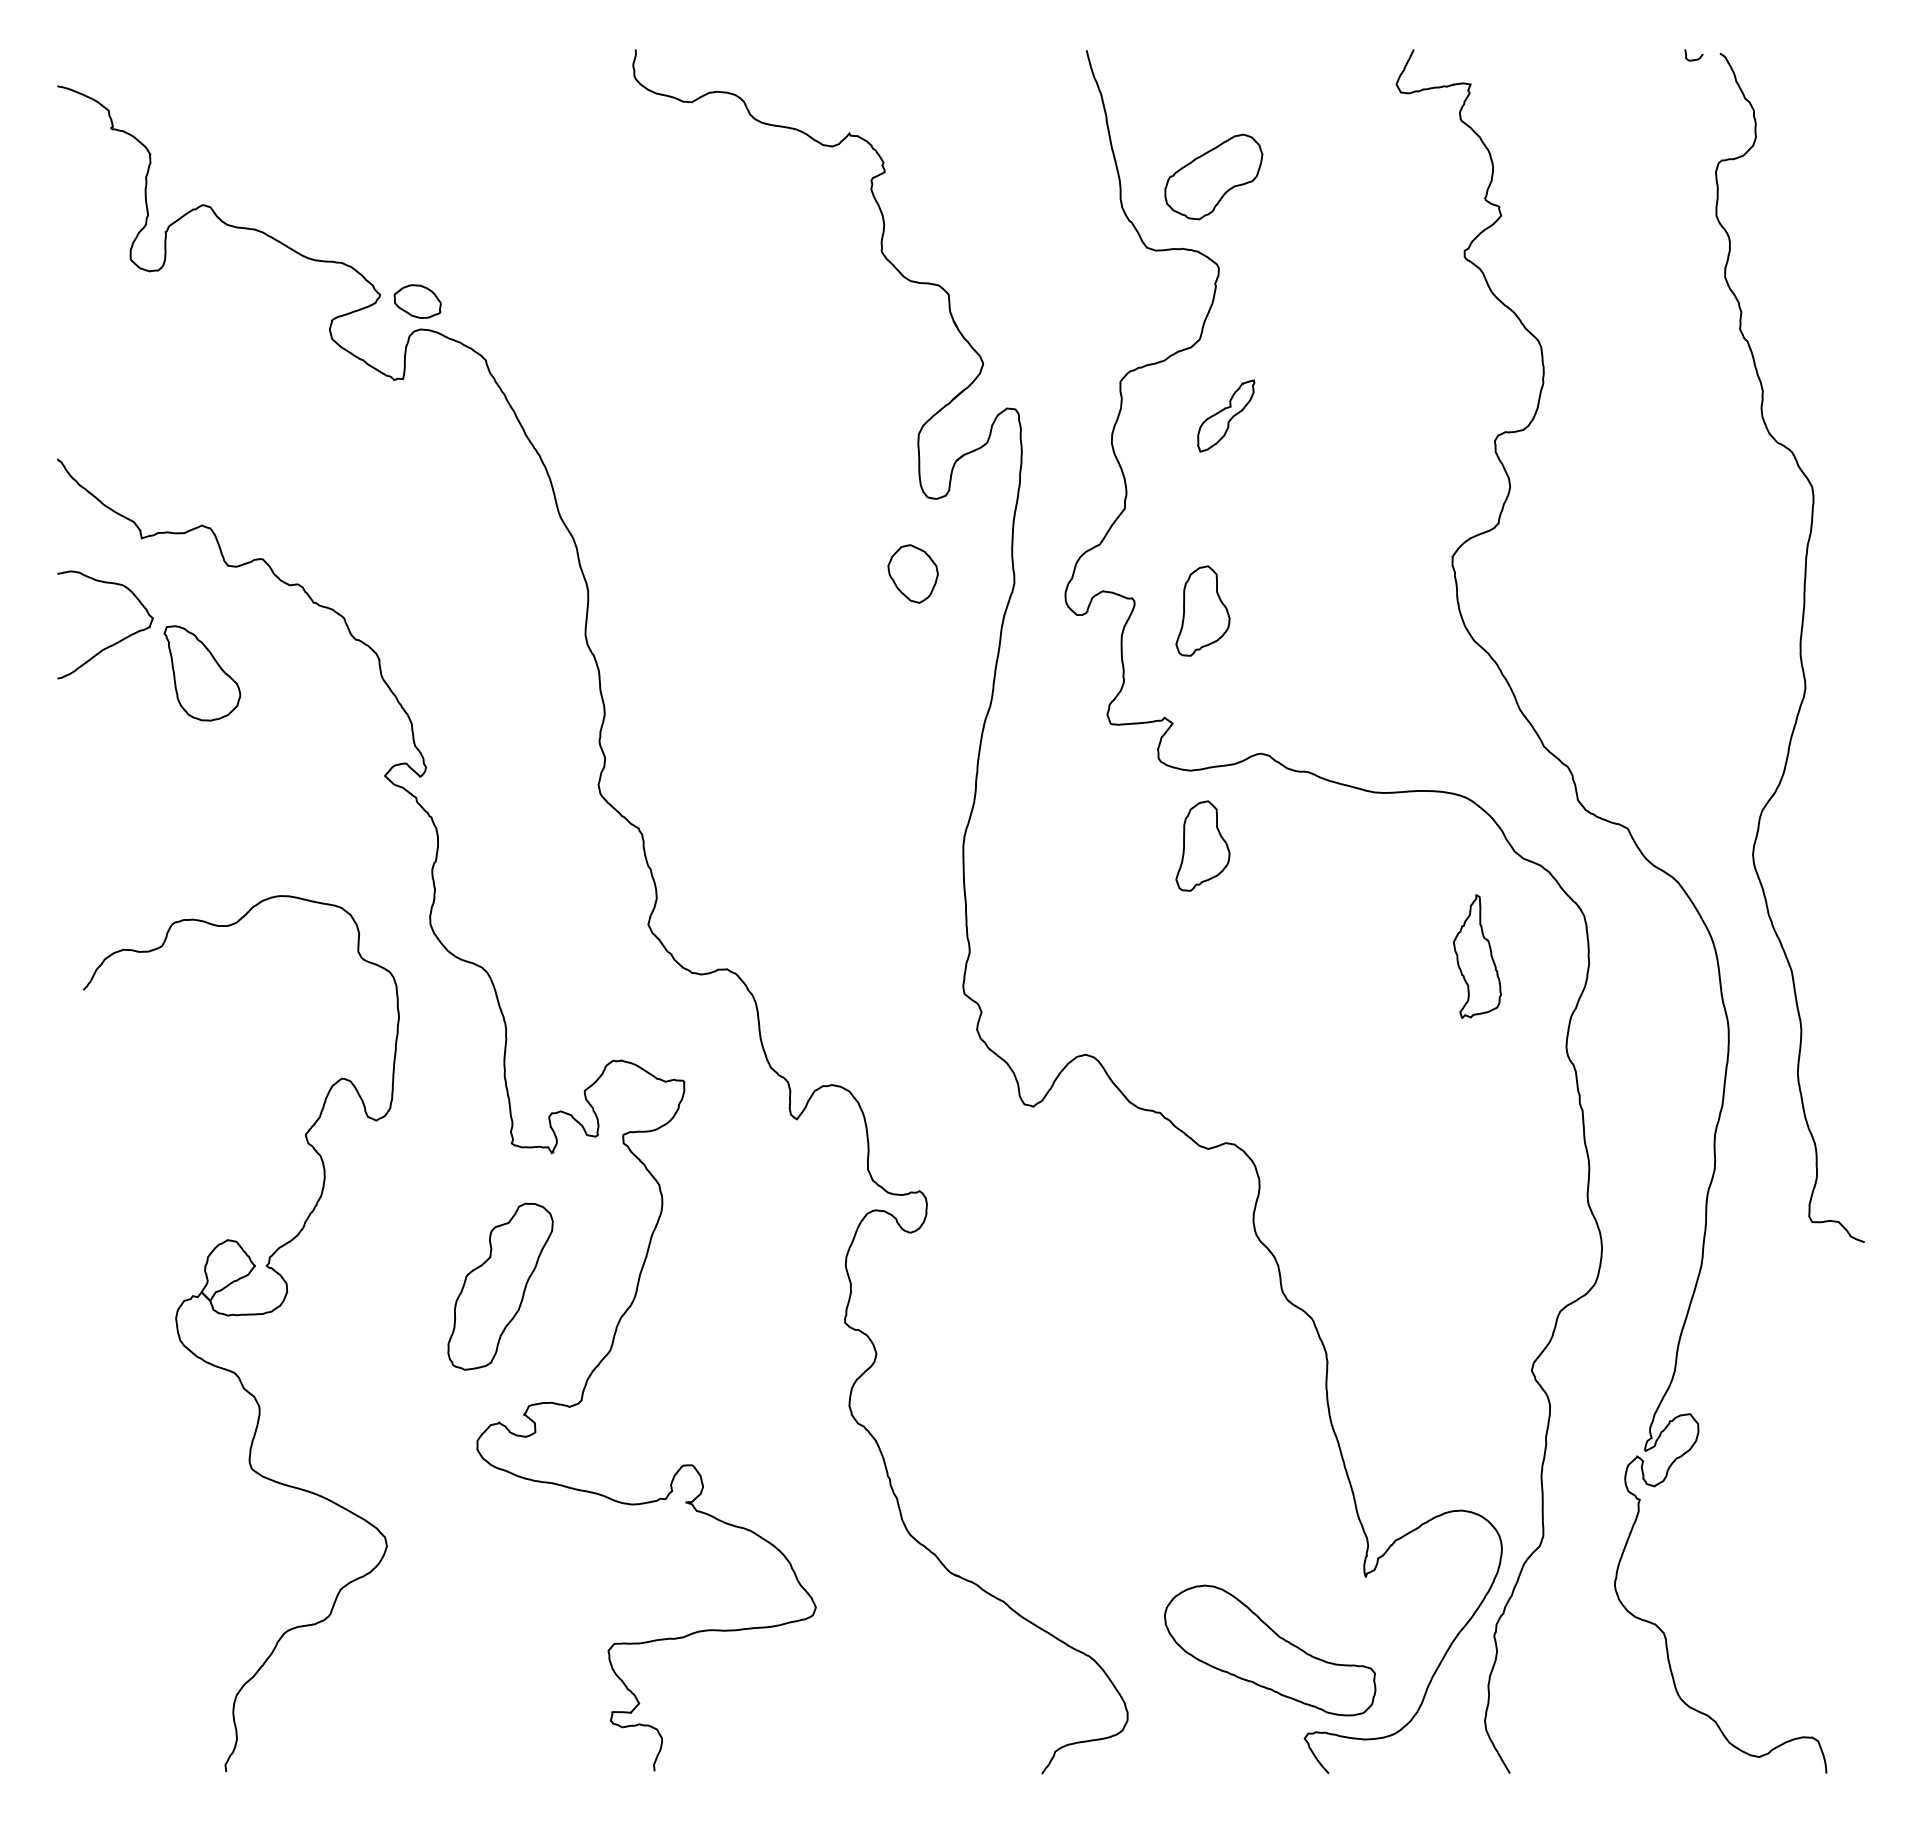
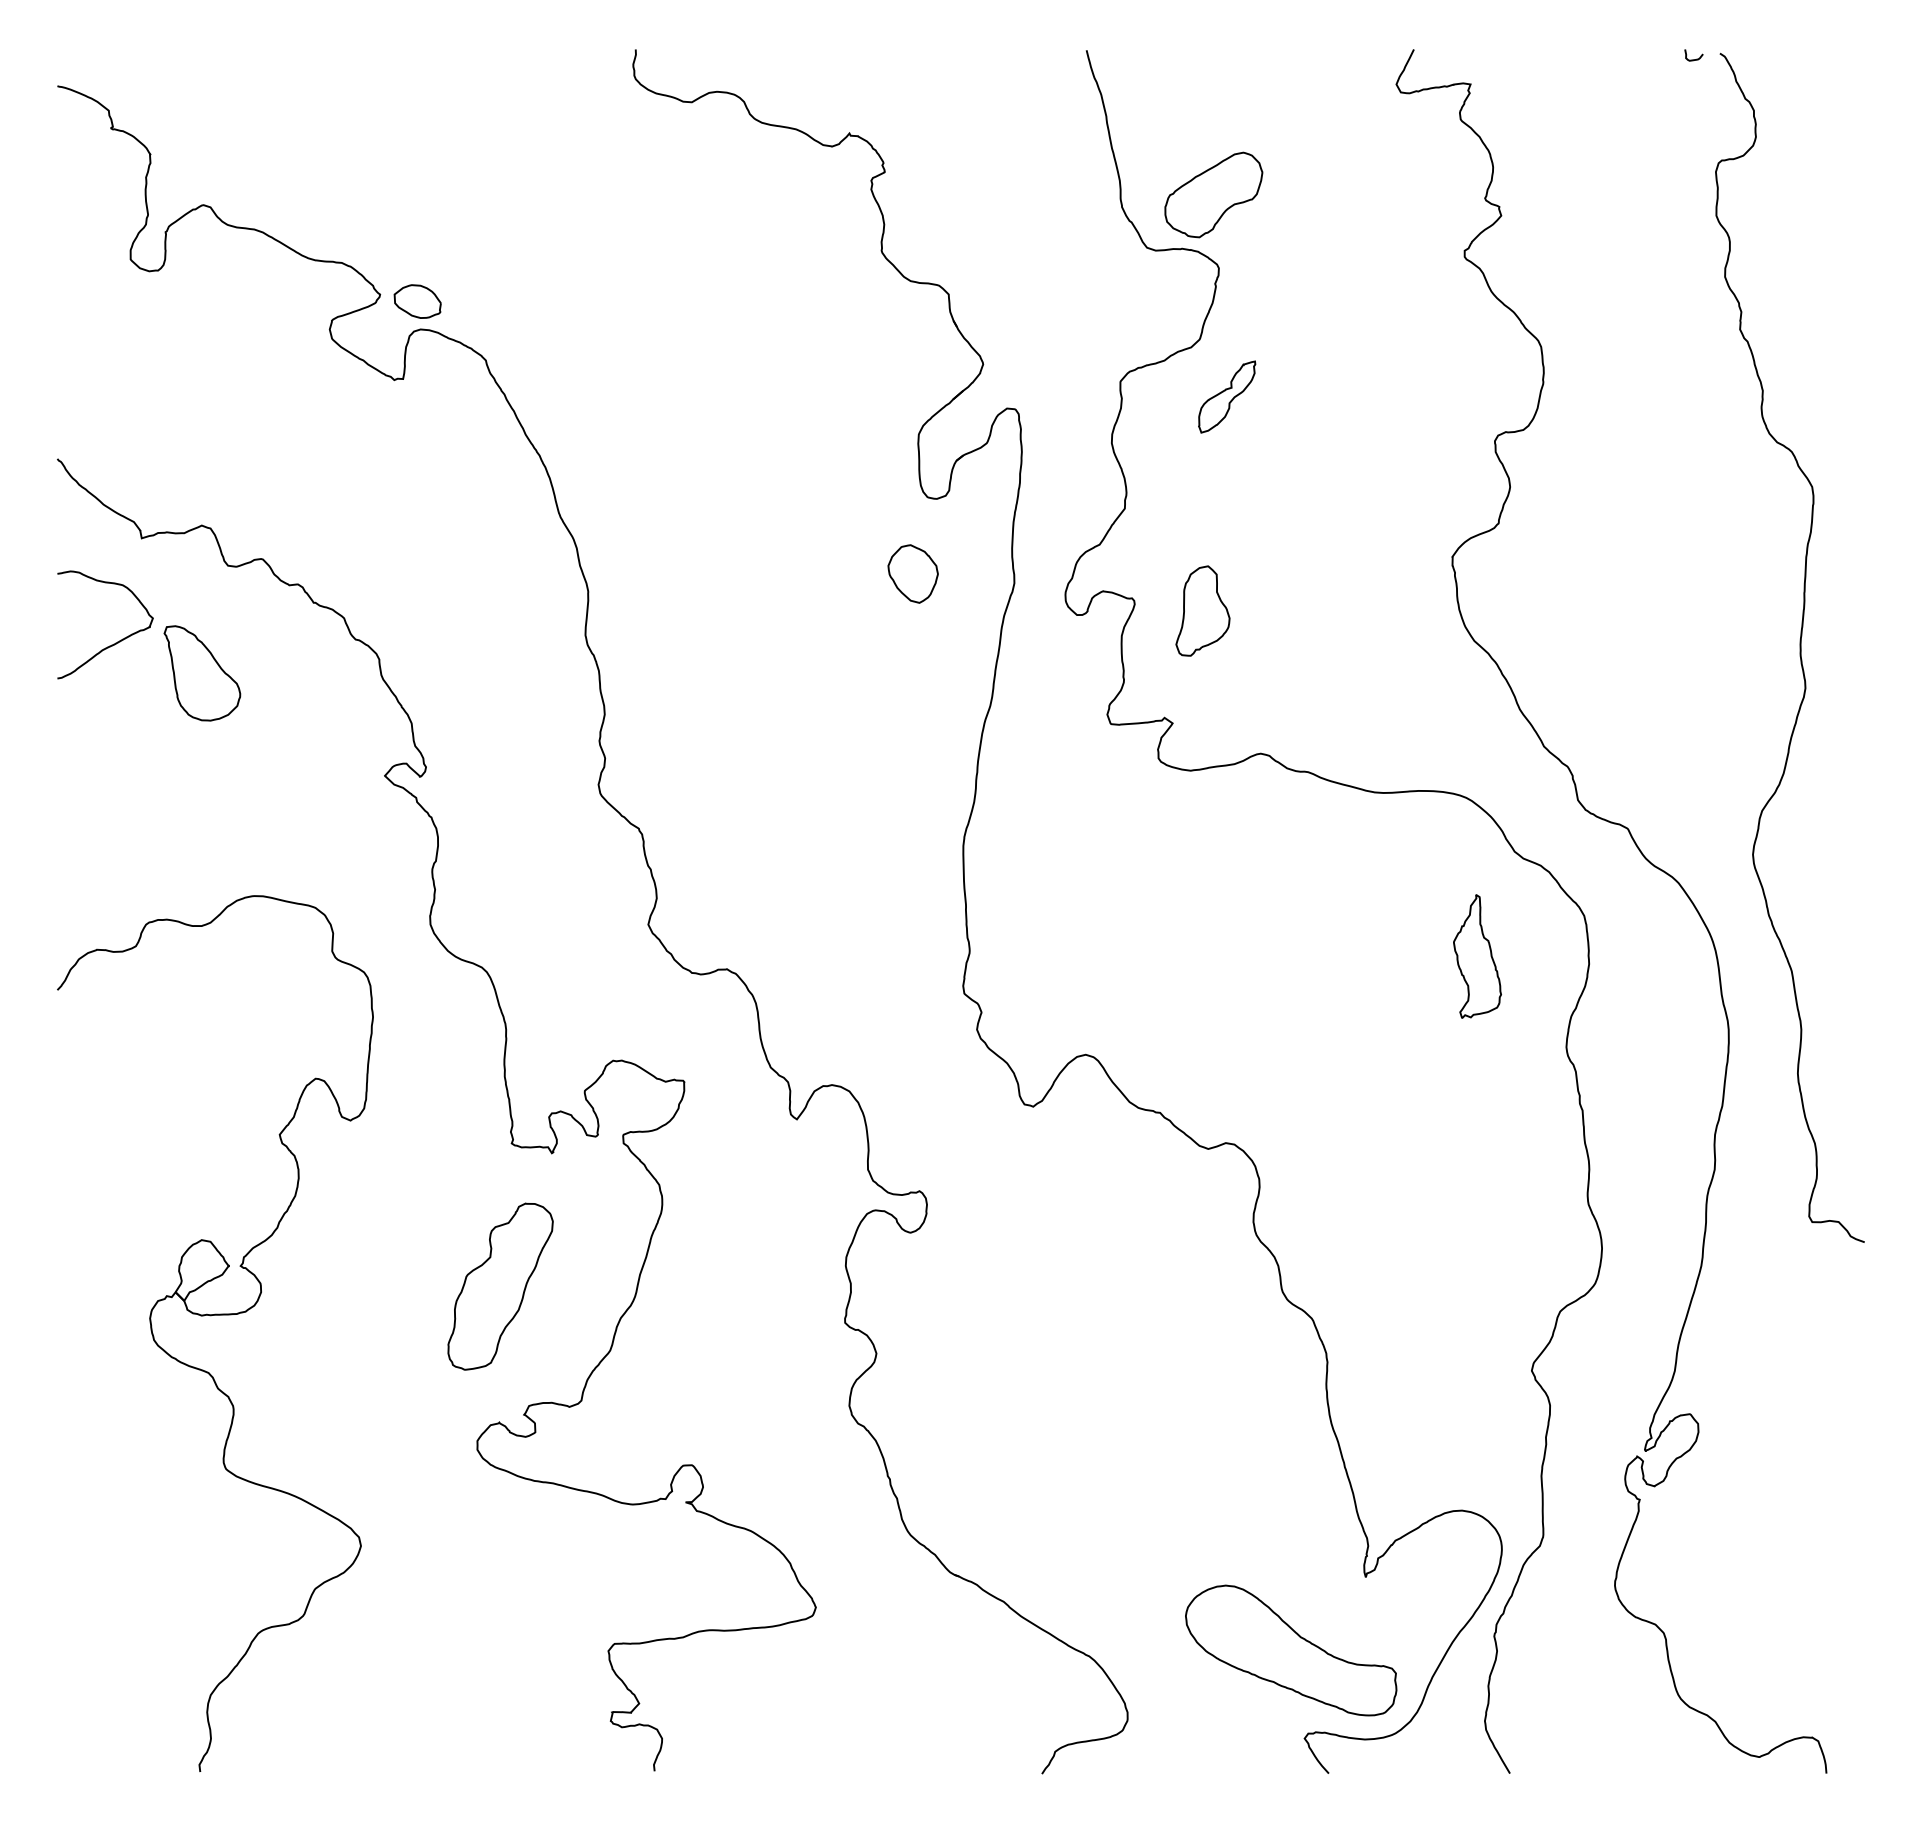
part position: (1213, 176) -> (1213, 194) (1213, 194)
part position: (1226, 415) -> (1227, 396) (1227, 396)
part: present -> none (1202, 845)
part position: (237, 1316) -> (211, 1316) (211, 1316)
part position: (1270, 1650) -> (1291, 1650) (1291, 1650)
